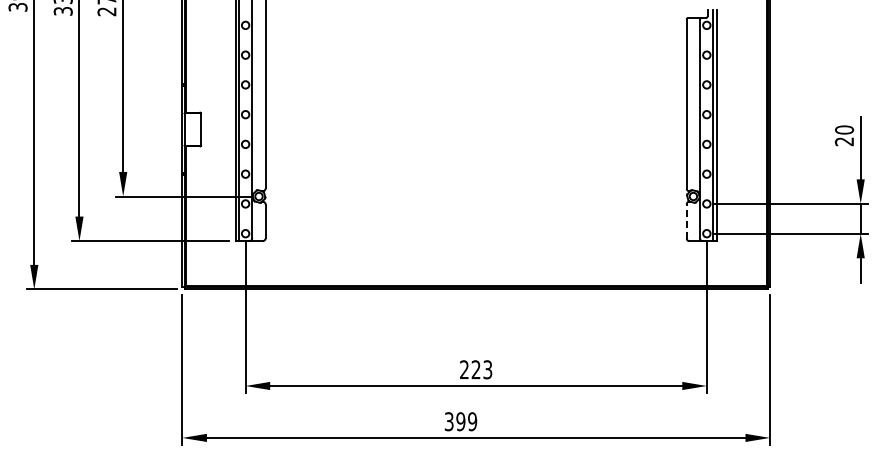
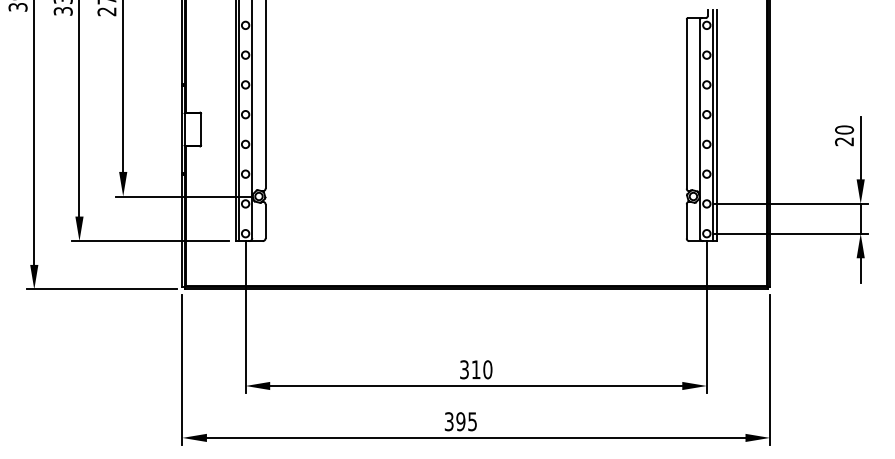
line: dashed -> solid (686, 220)
text: 223 -> 310 (476, 369)
text: 399 -> 395 (472, 421)
